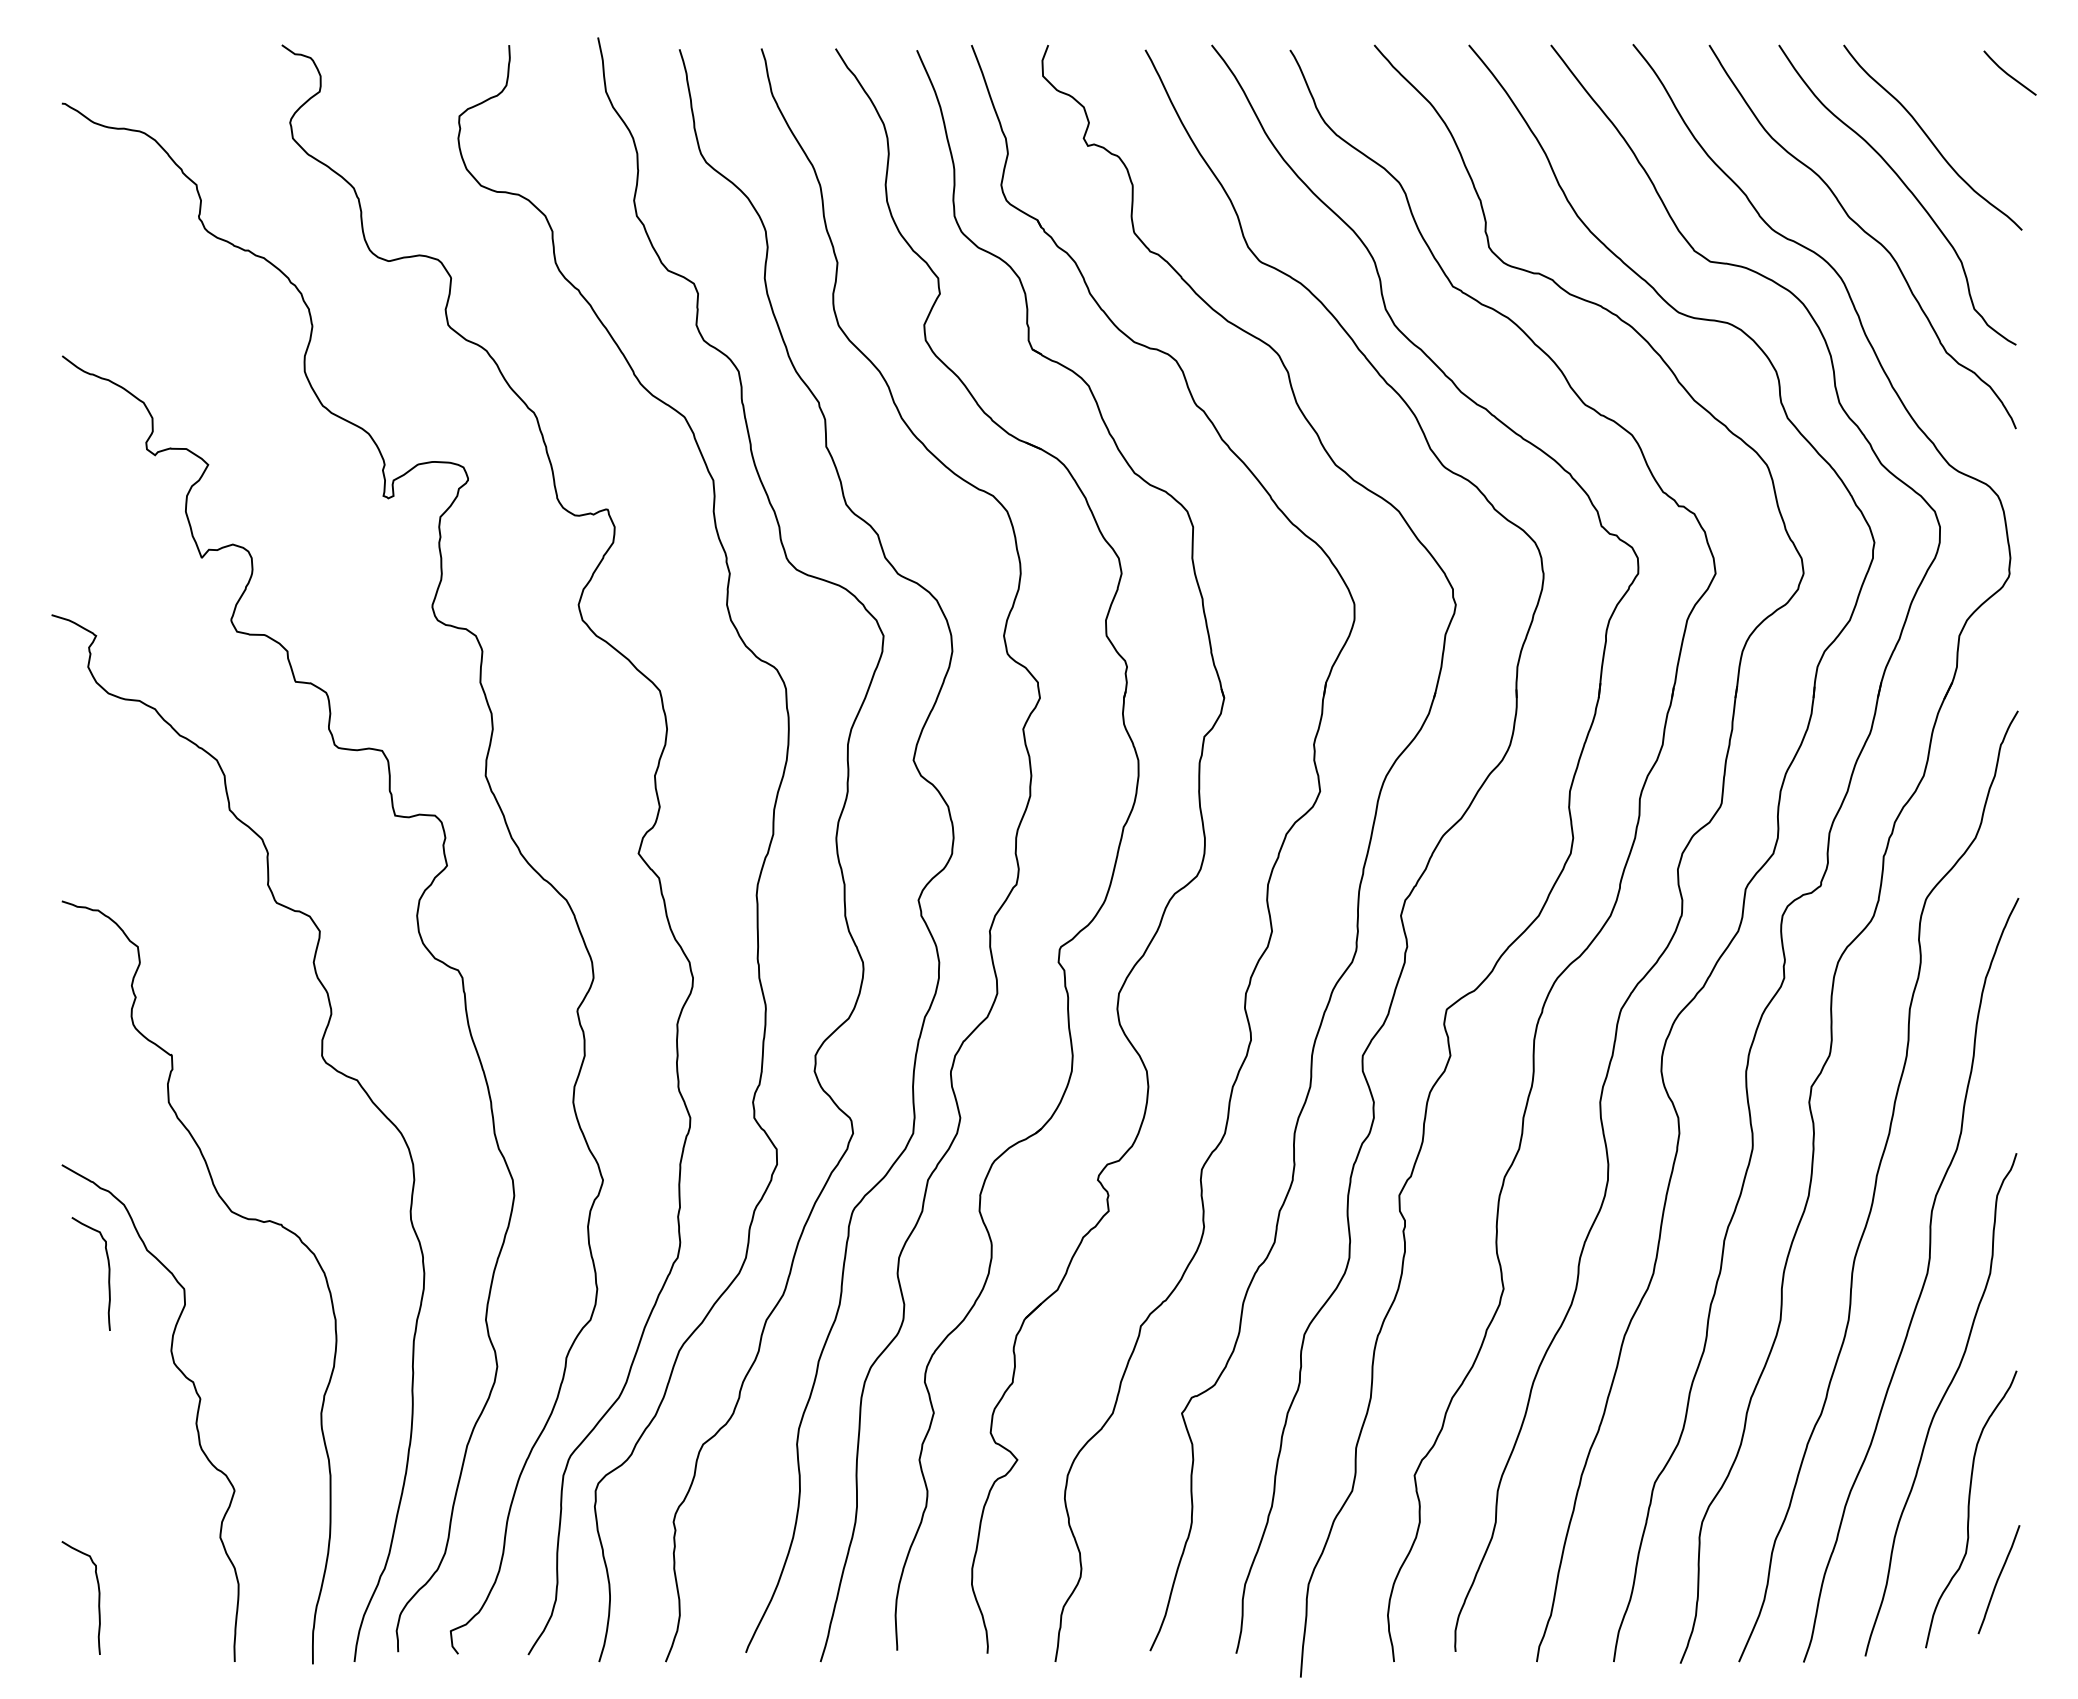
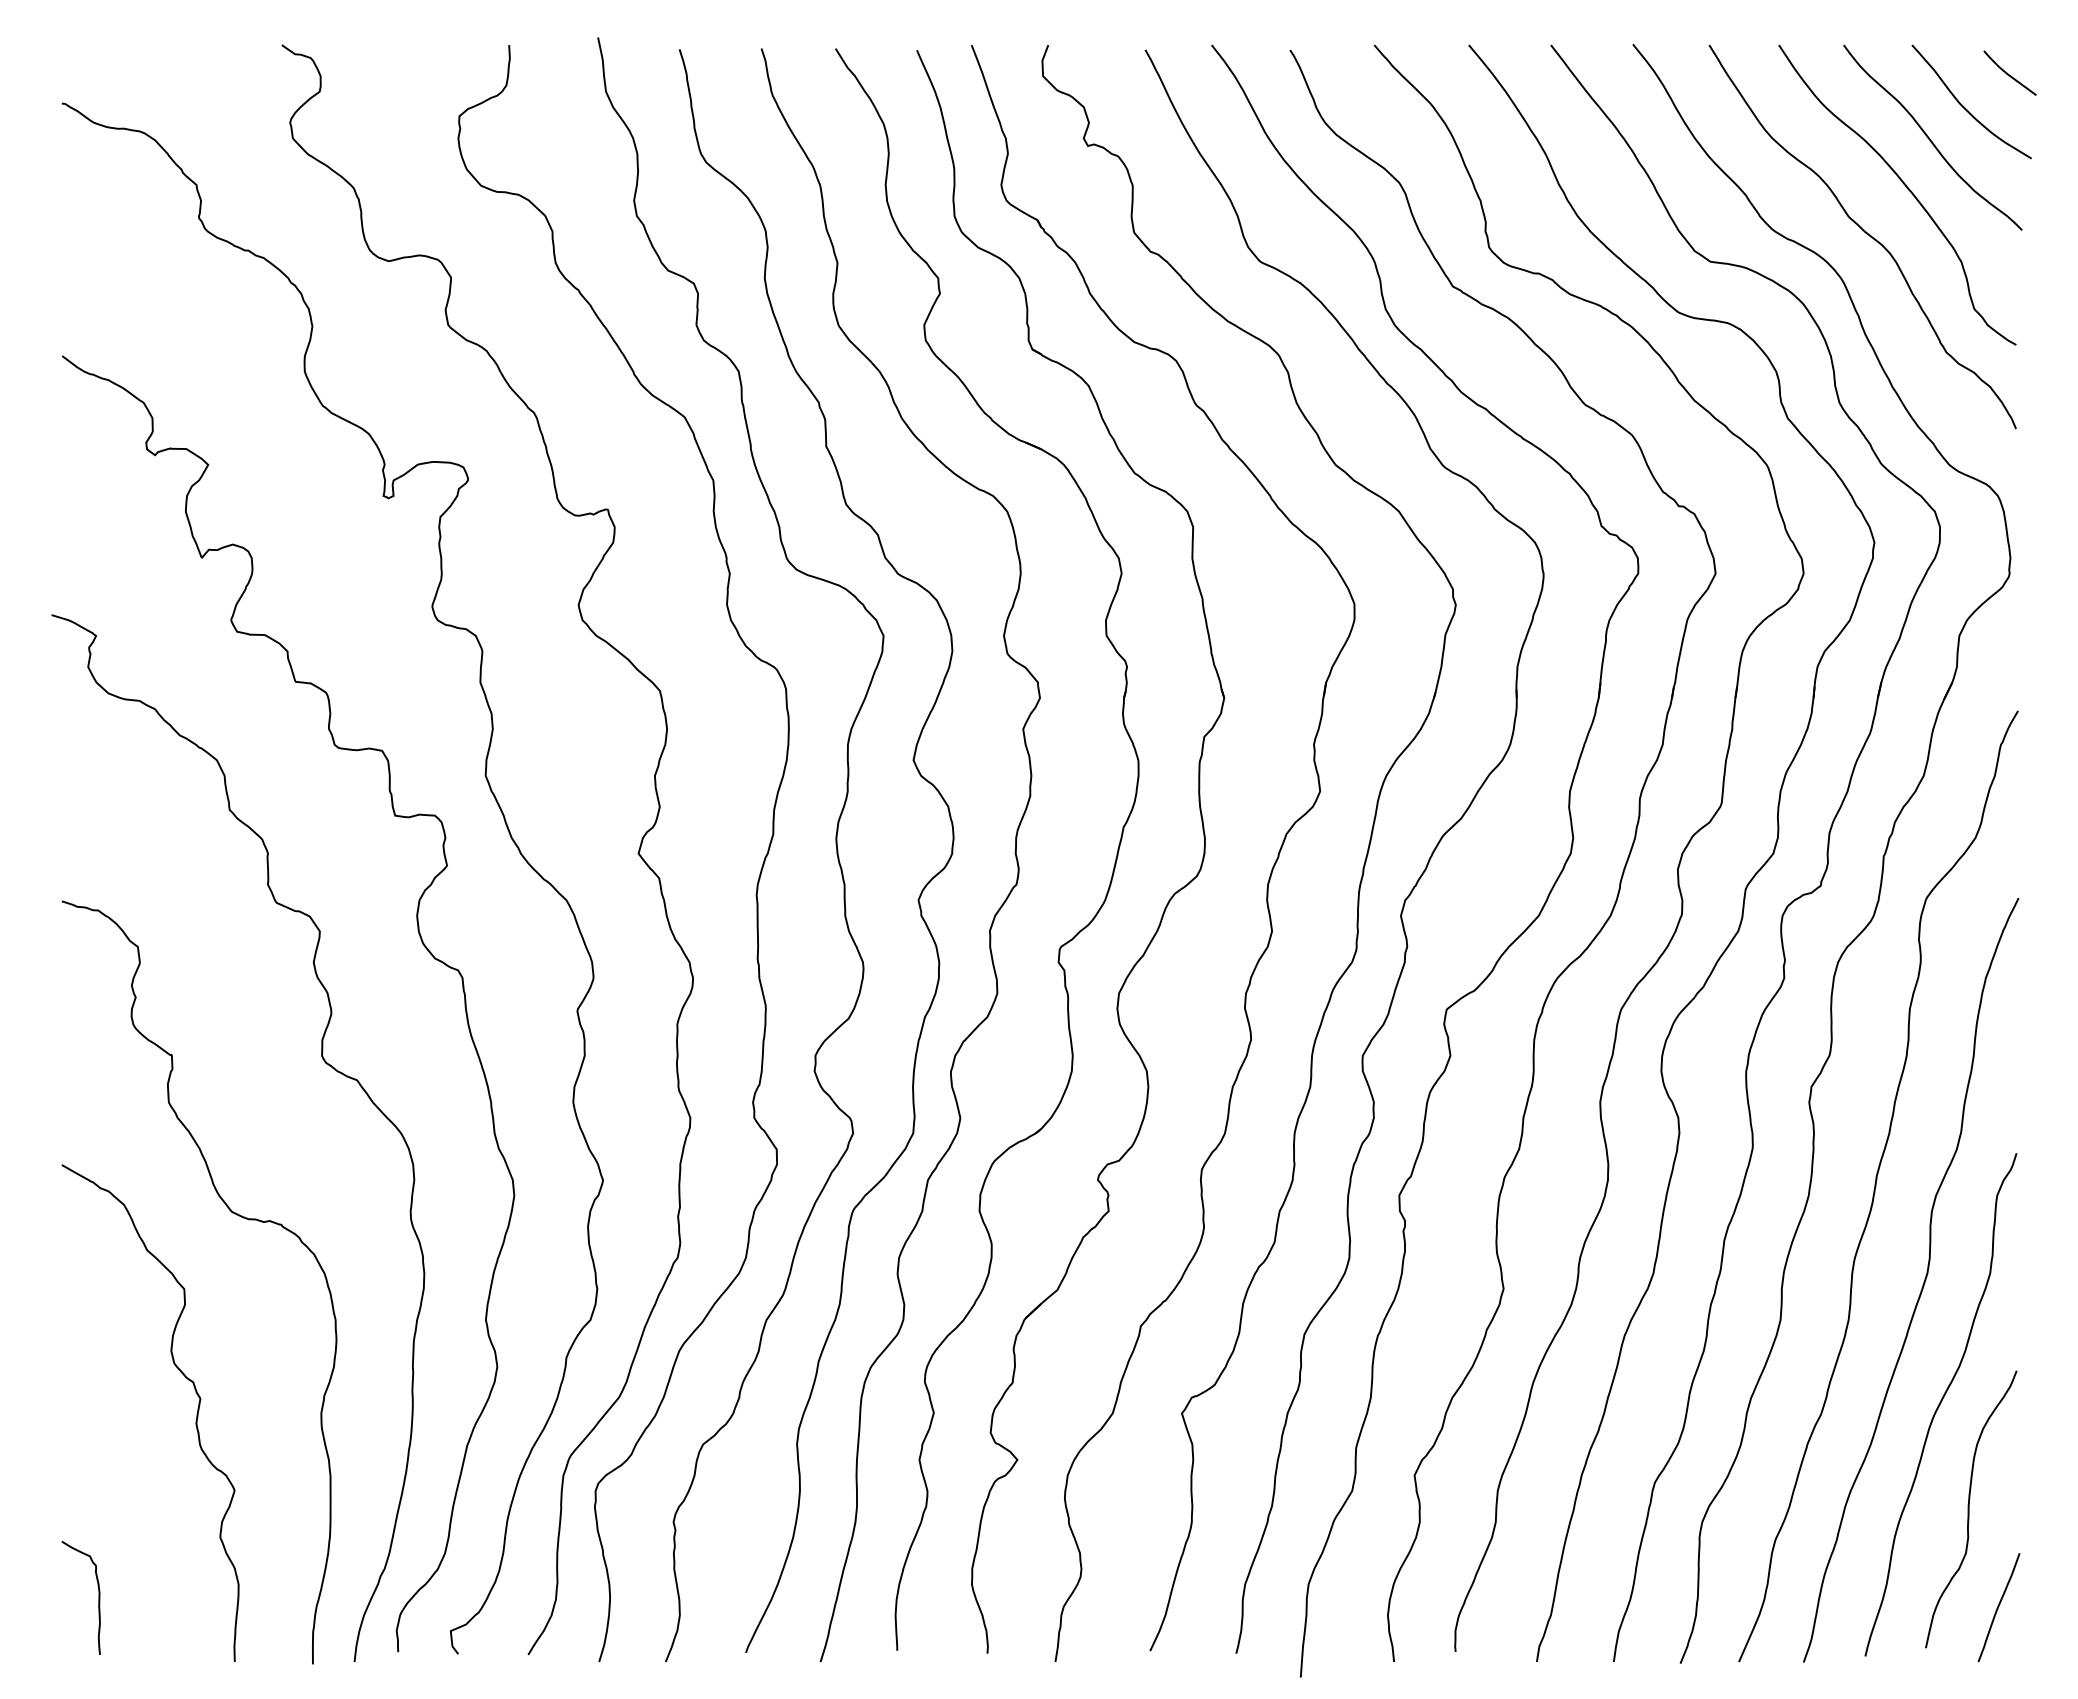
curve: none -> present (1965, 107)
curve: present -> none (108, 1273)
curve position: (1998, 1579) -> (1998, 1607) (1998, 1607)
